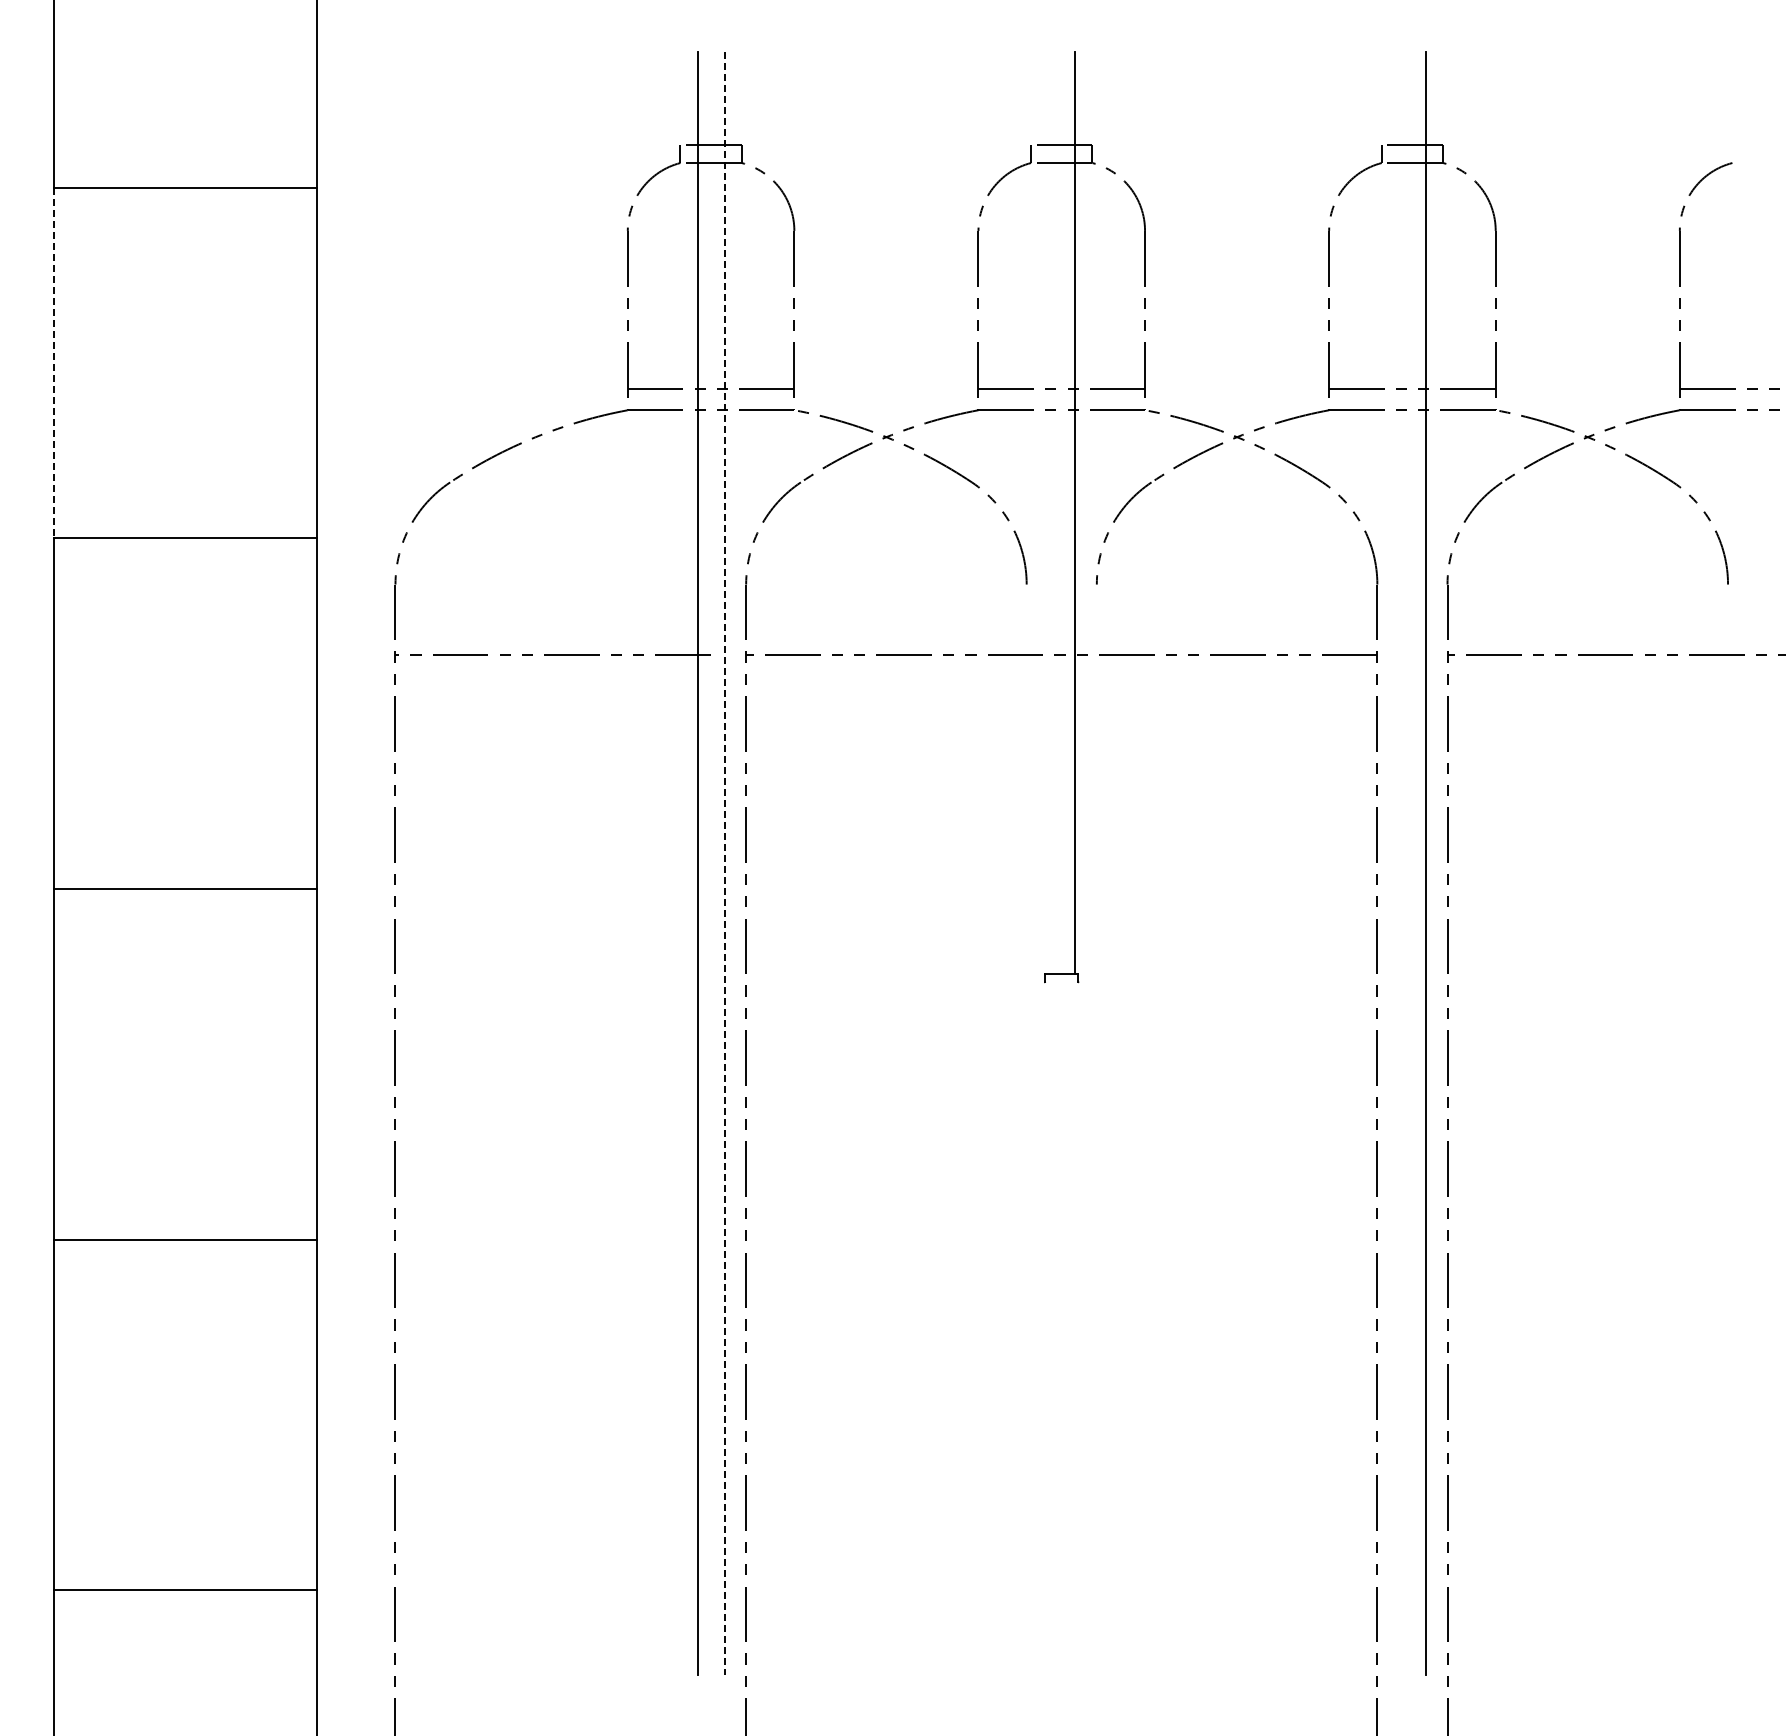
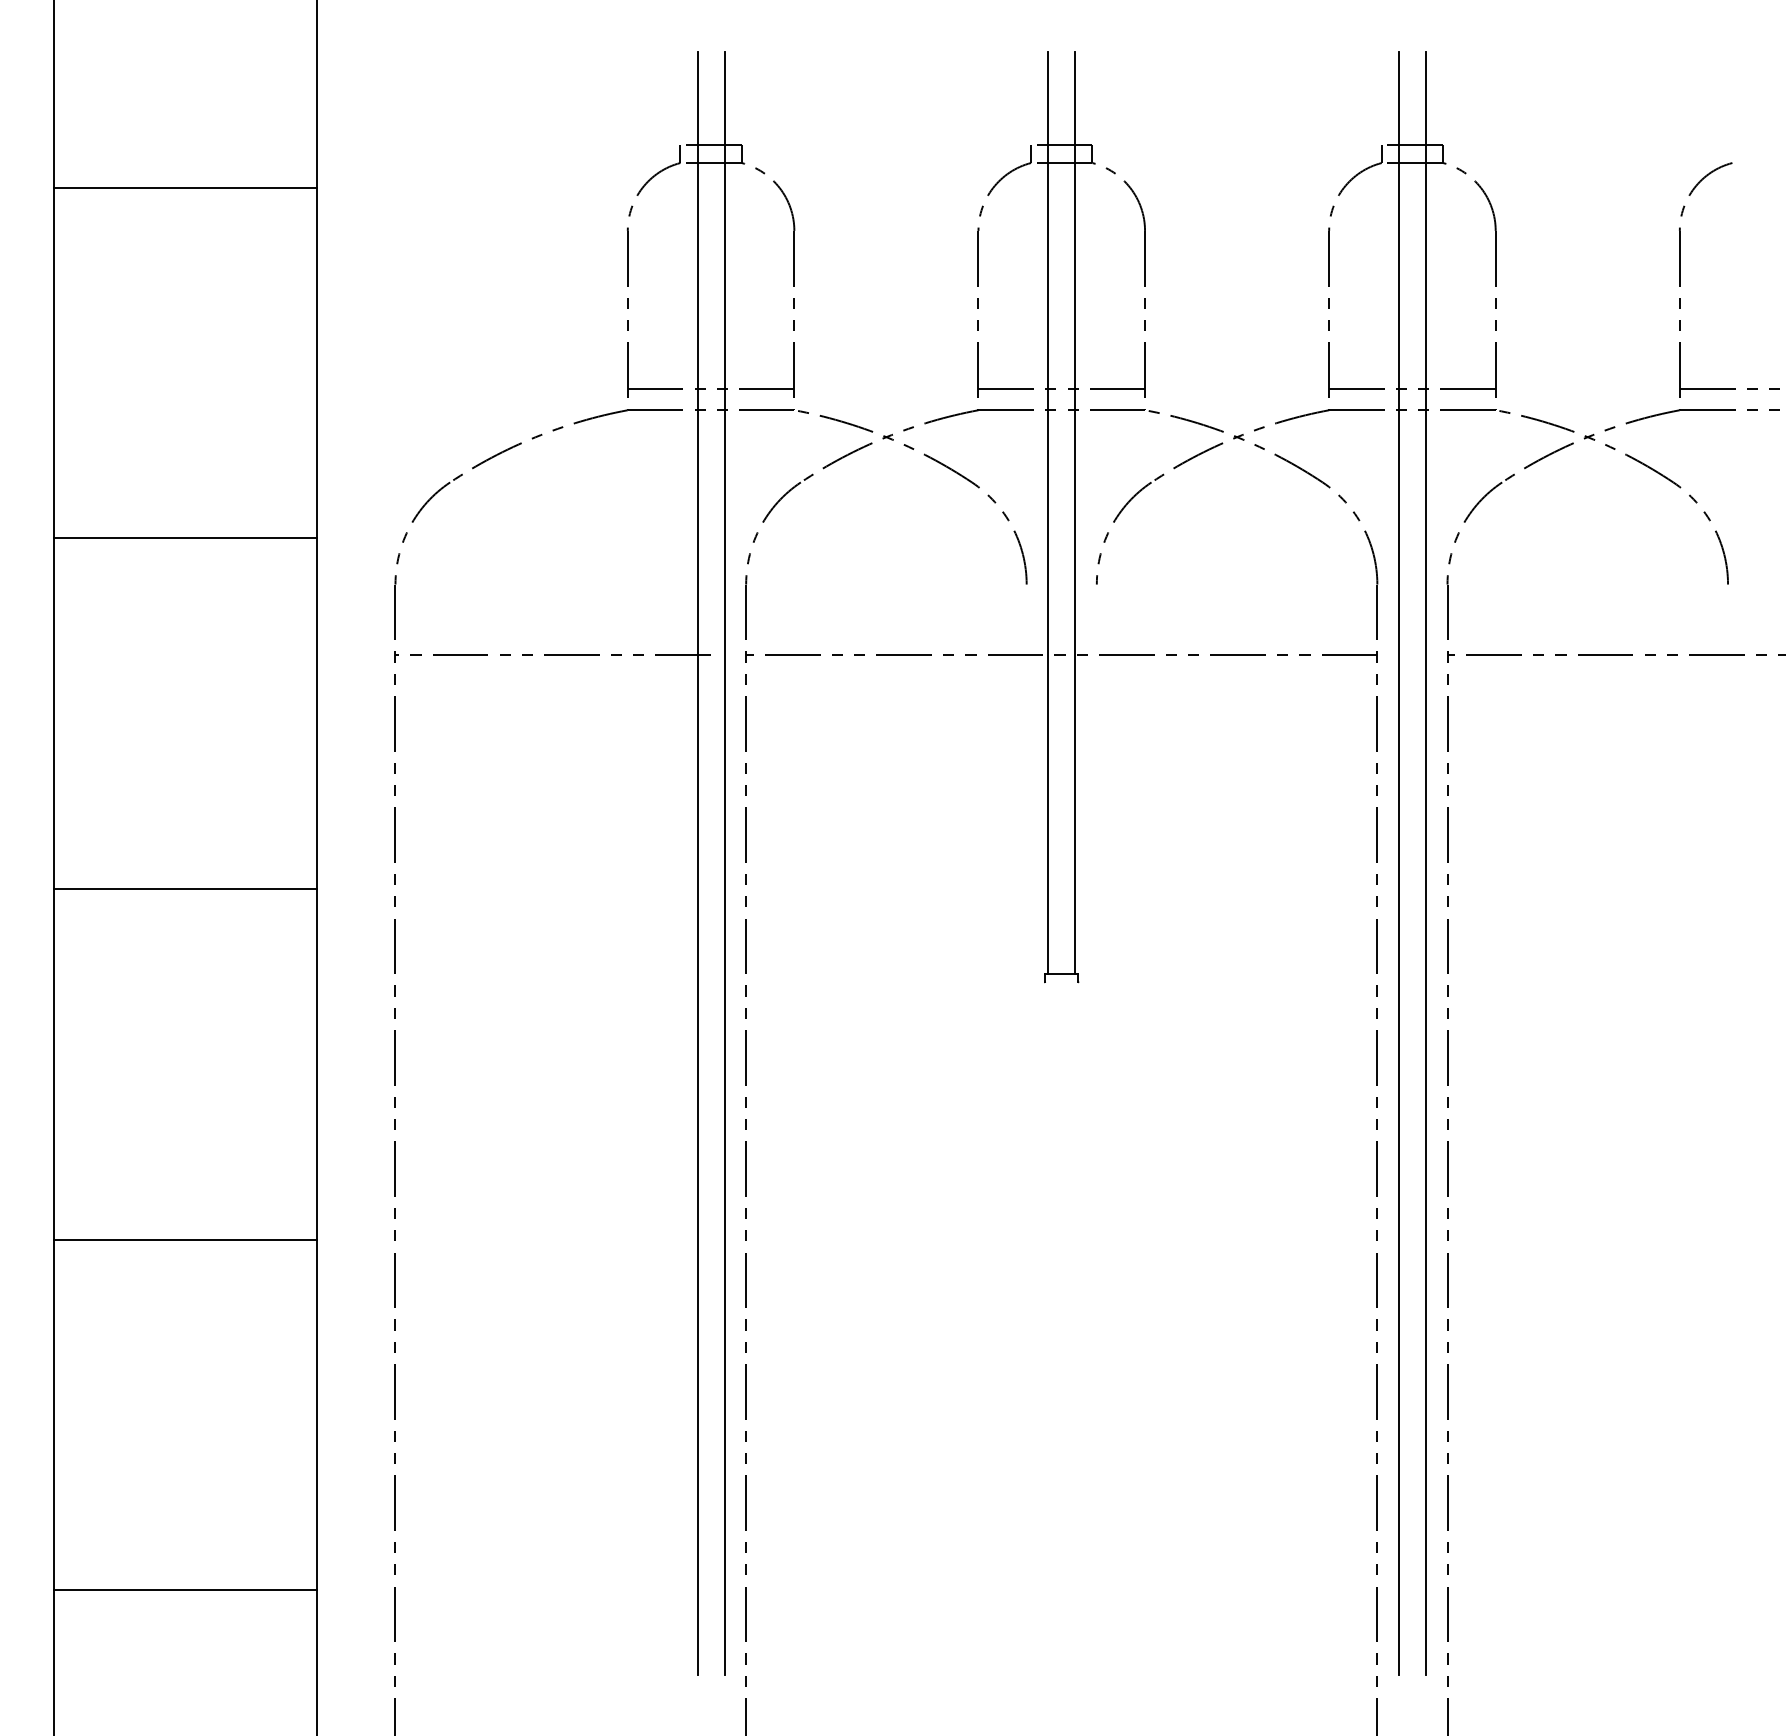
line: dashed -> solid (53, 363)
line: none -> present (1048, 512)
line: dashed -> solid (724, 863)
line: none -> present (1398, 863)
